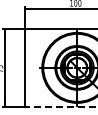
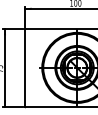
line: dashed -> solid (60, 107)
